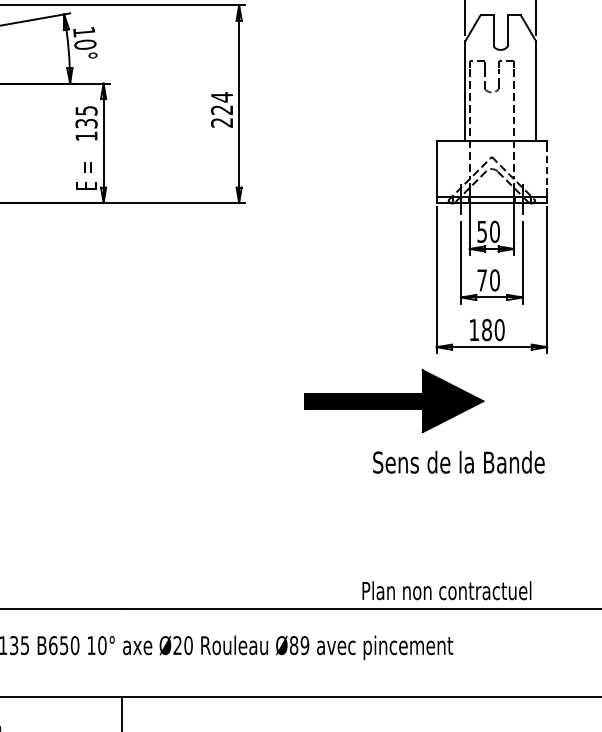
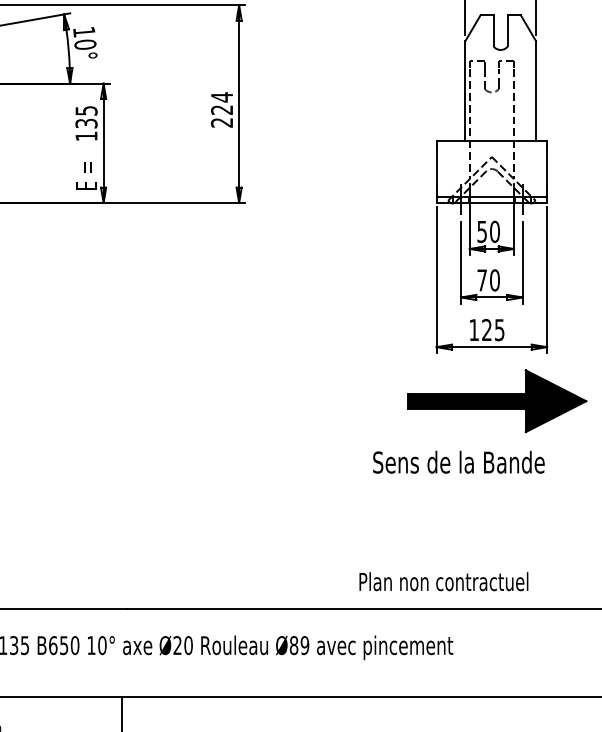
line: dashed -> solid (547, 166)
text: 180 -> 125 (493, 330)
part position: (394, 401) -> (497, 401) (497, 401)
text position: (446, 590) -> (443, 581) (443, 581)
